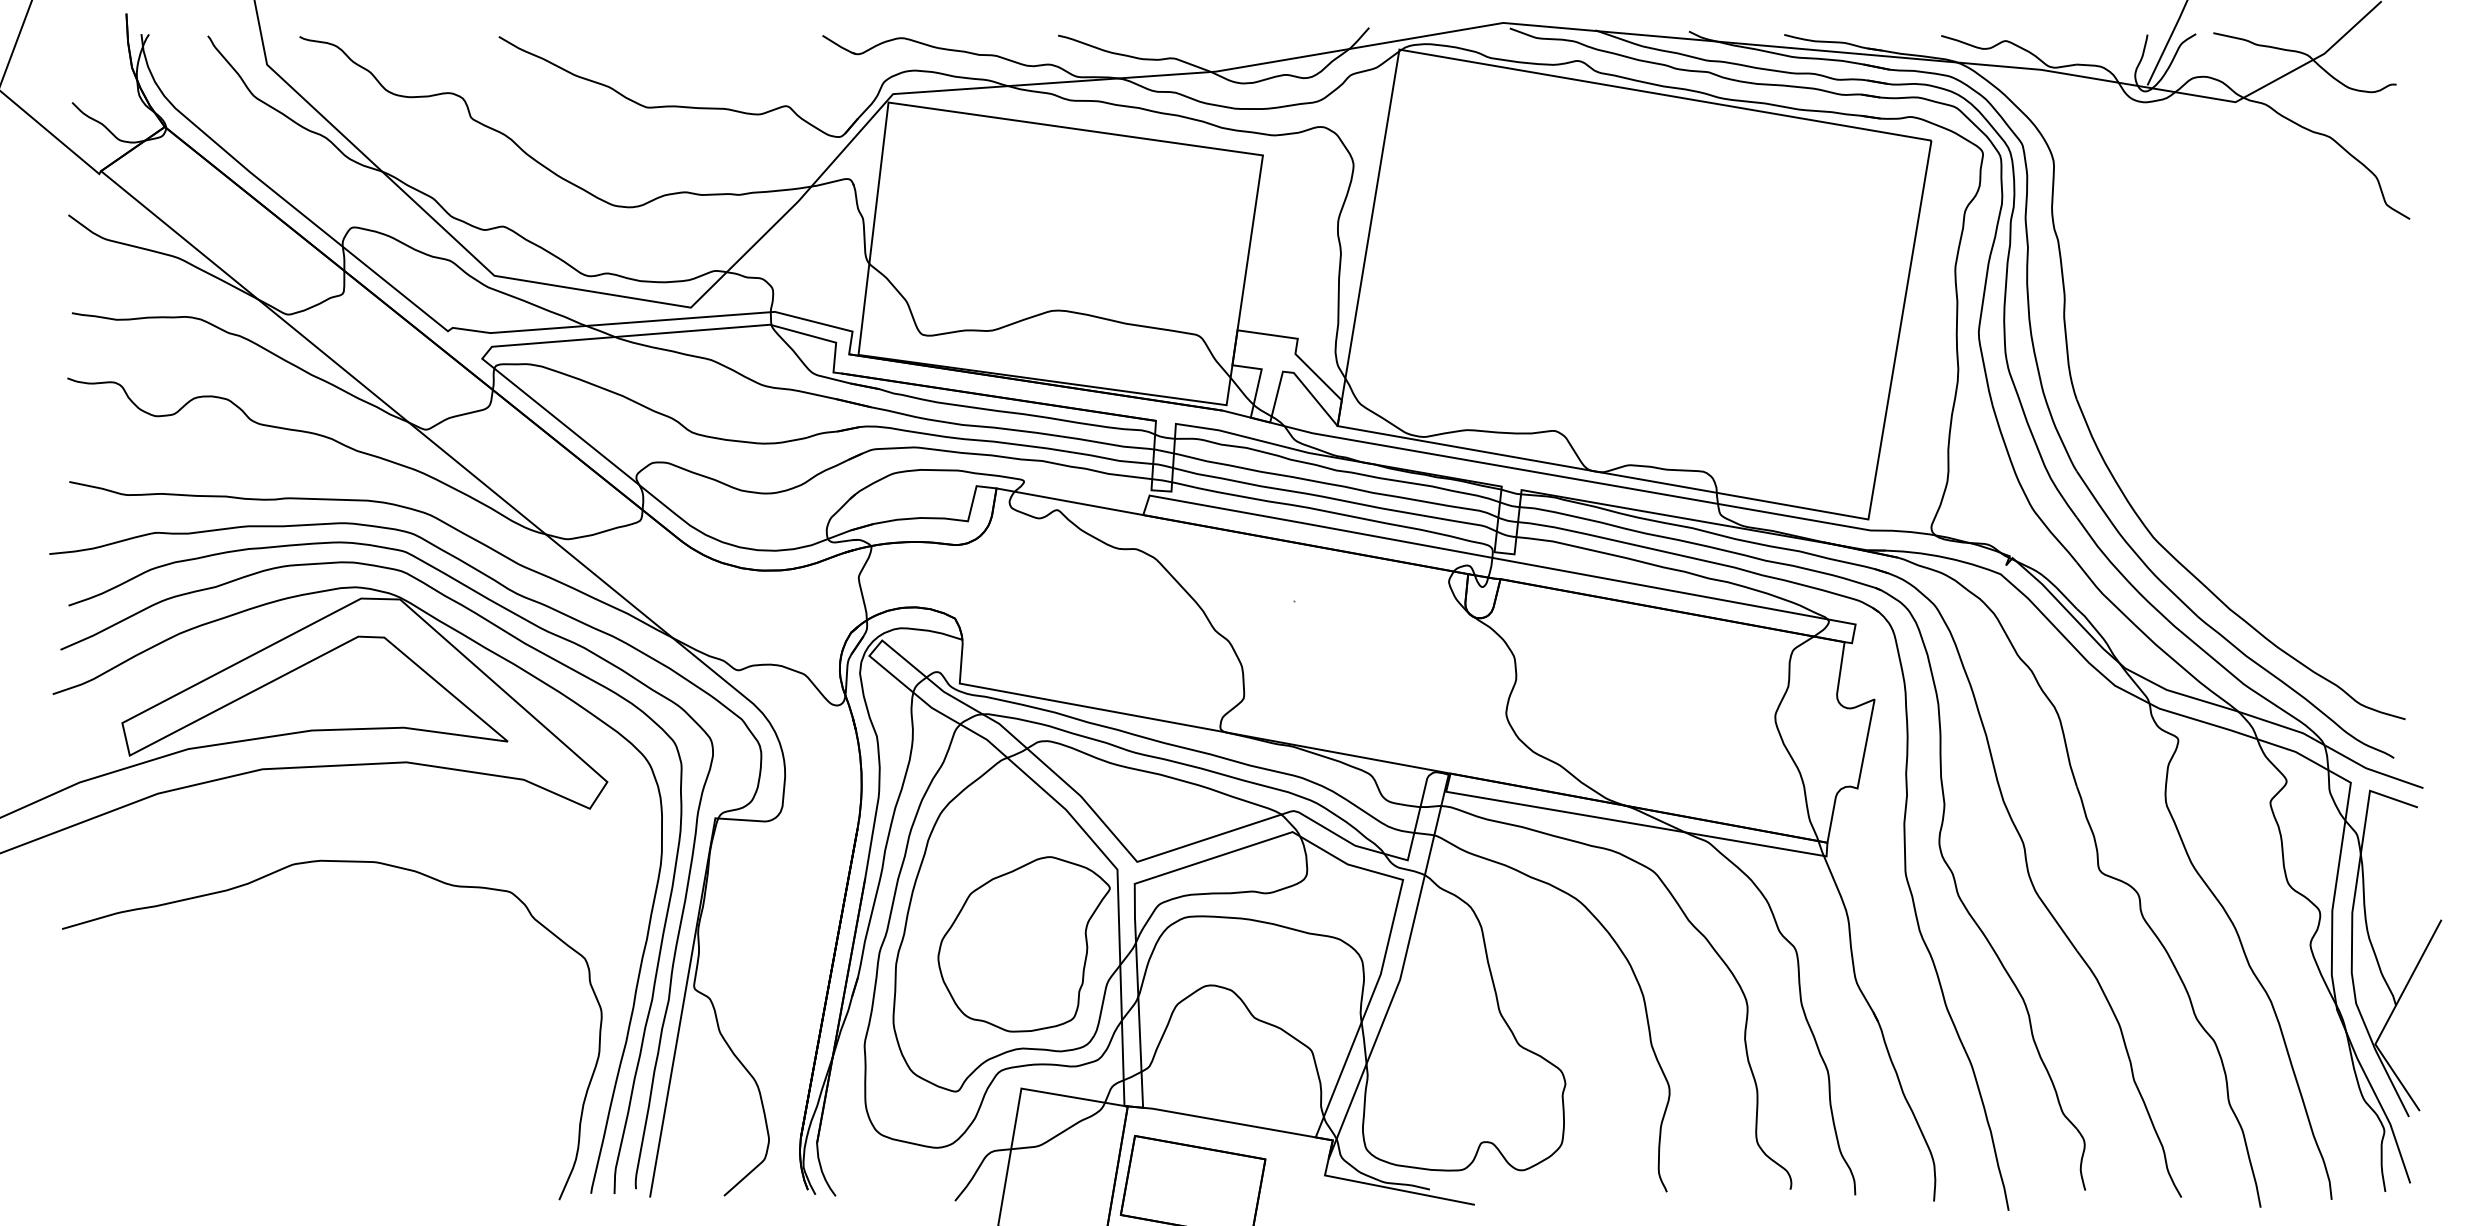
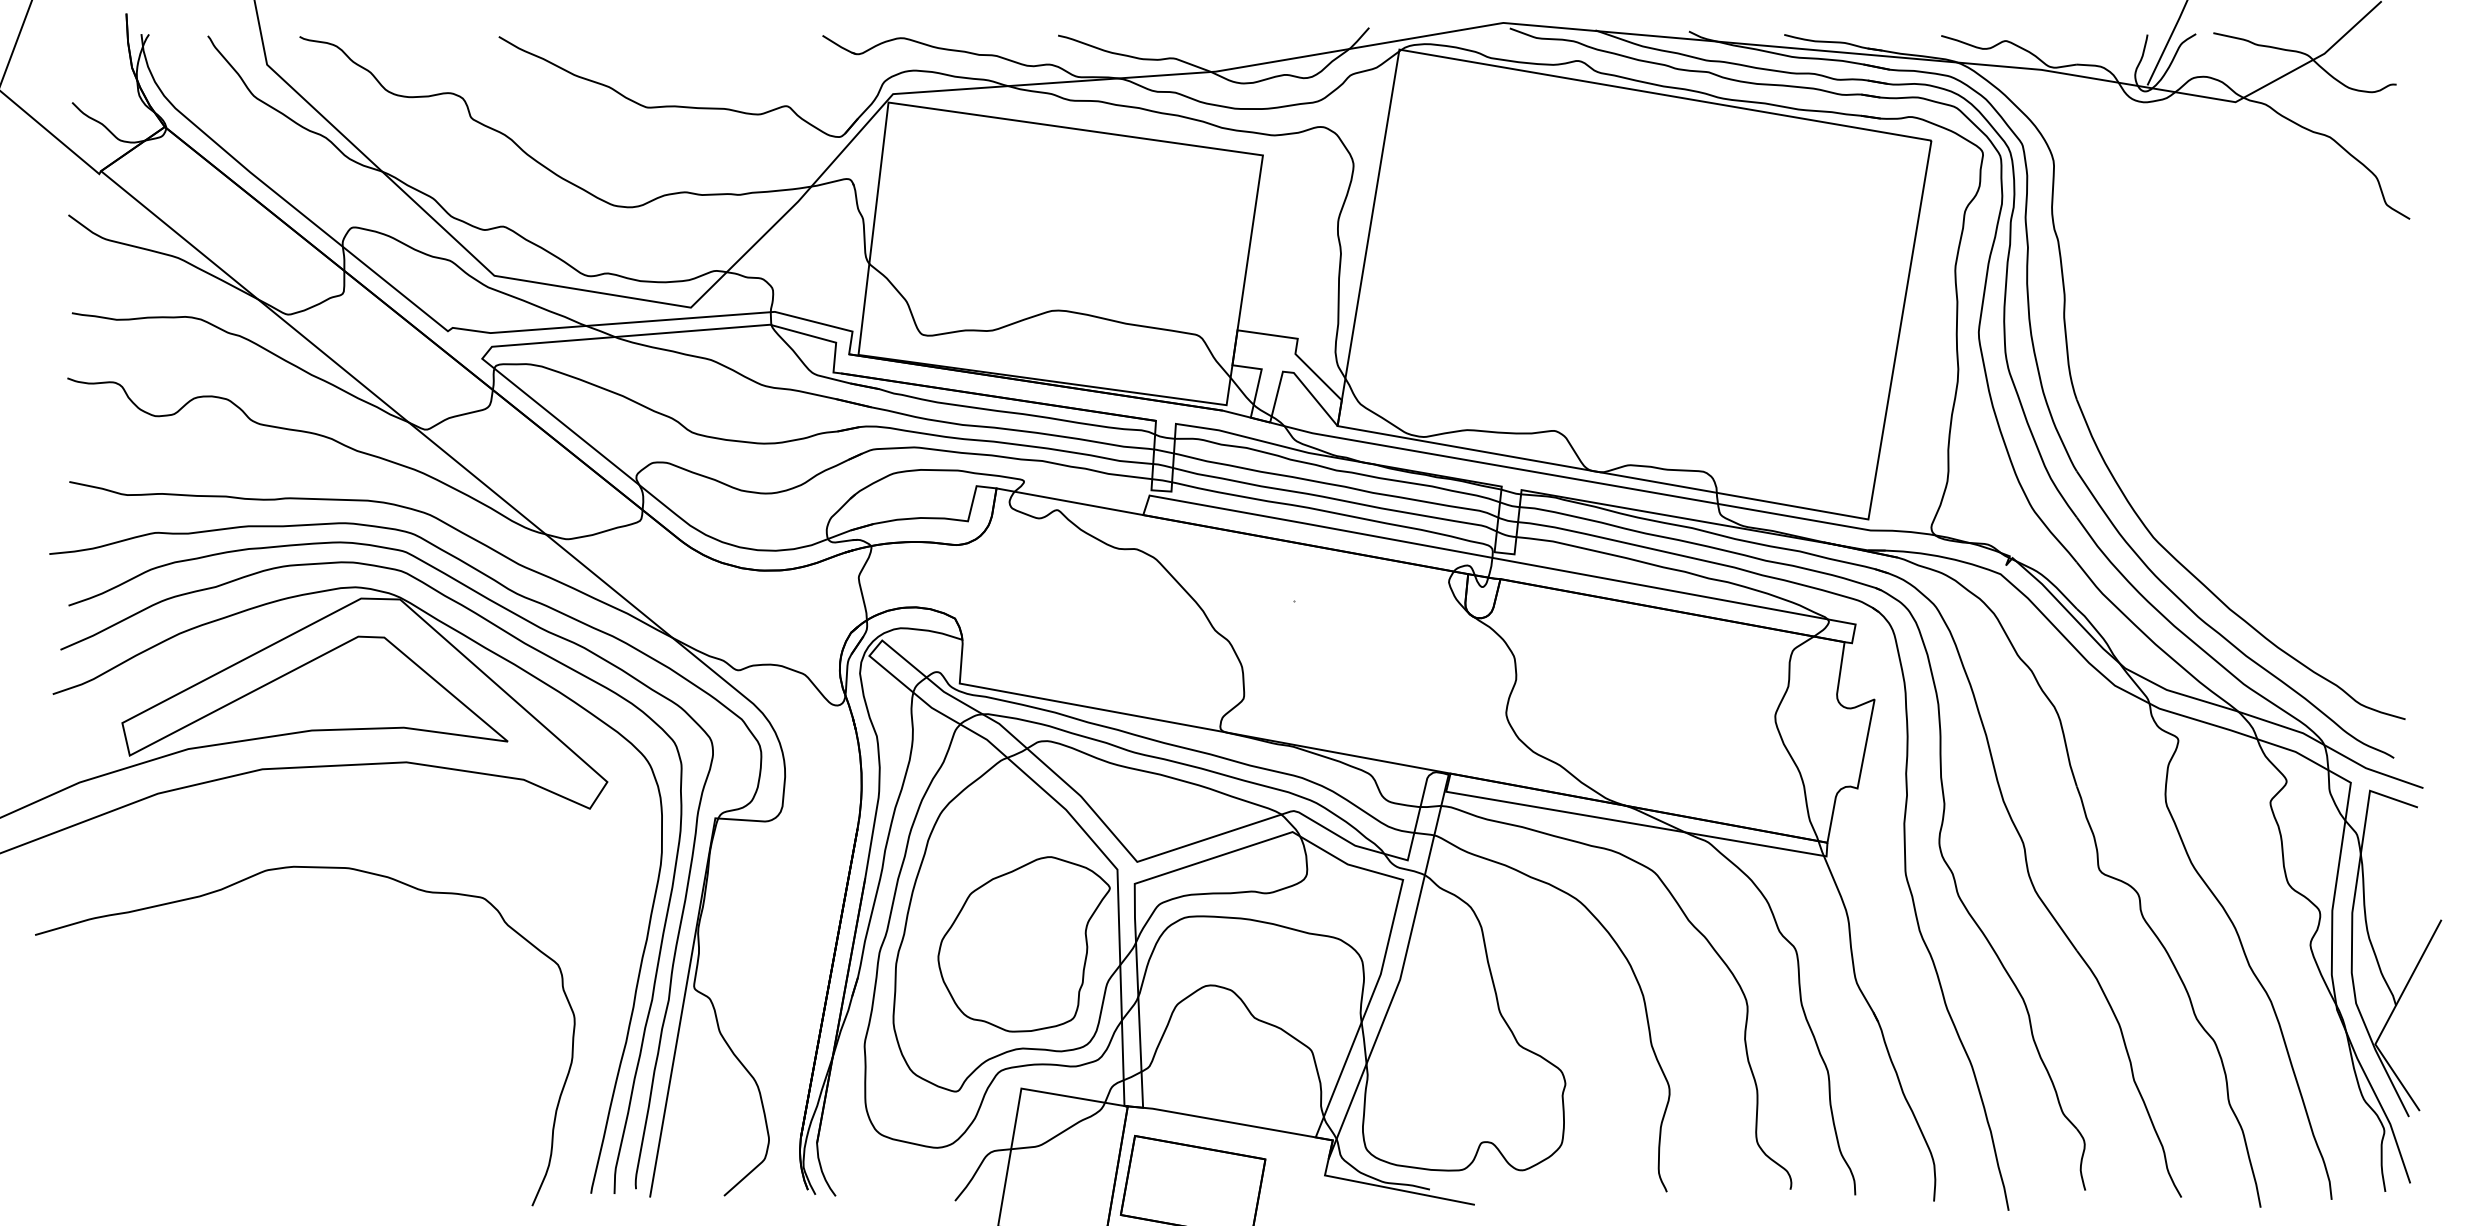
curve position: (270, 875) -> (243, 881) (243, 881)
